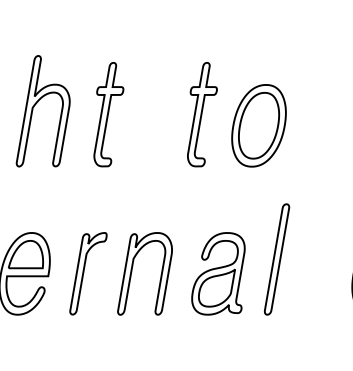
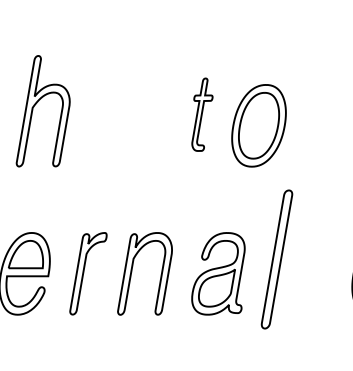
part: present -> none (108, 114)
part size: 31x106 px -> 23x75 px (202, 114)
part size: 28x113 px -> 34x141 px (276, 259)
